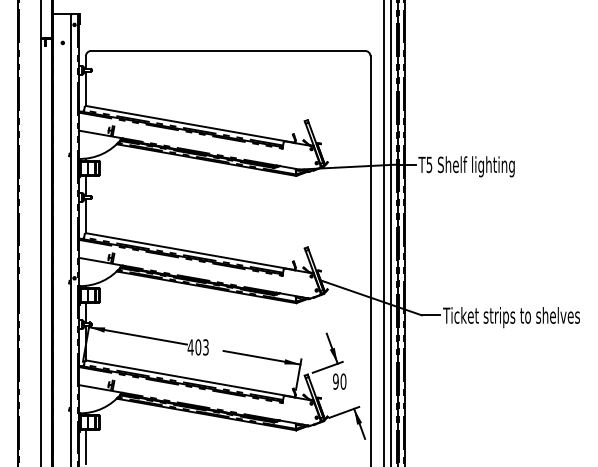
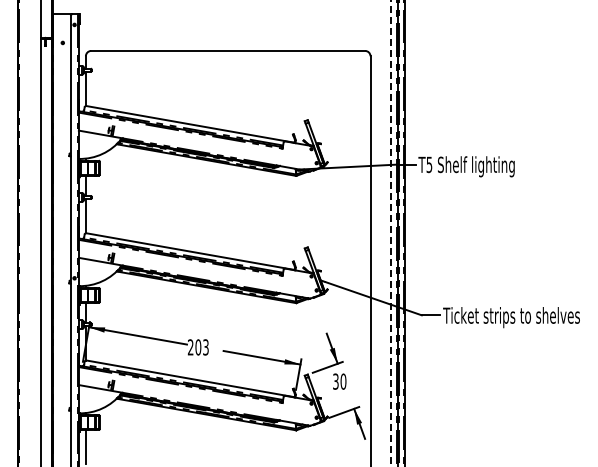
line: present -> none (384, 232)
line: solid -> dashed (391, 233)
text: 403 -> 203 (190, 347)
text: 90 -> 30 (335, 381)
